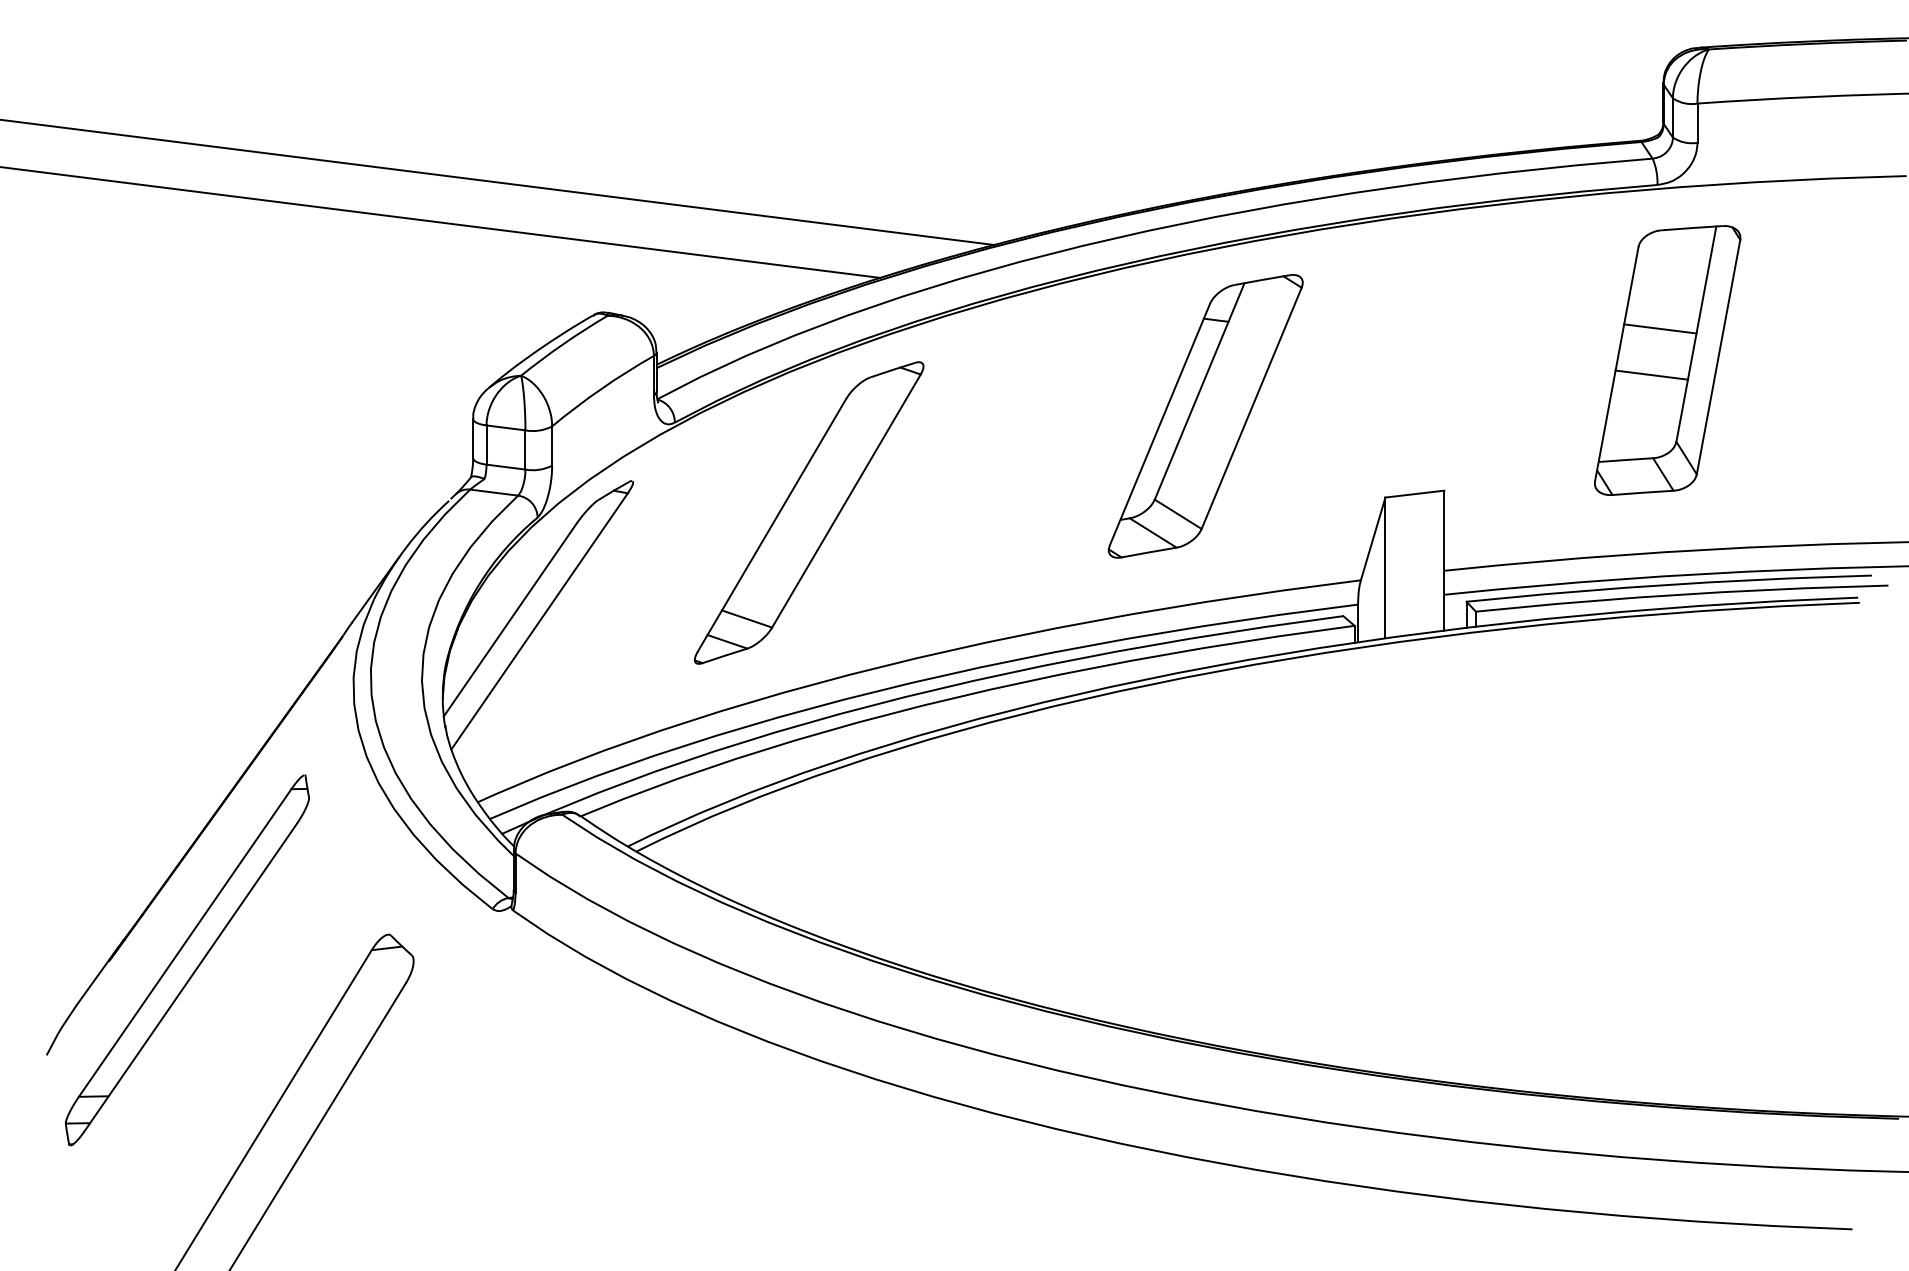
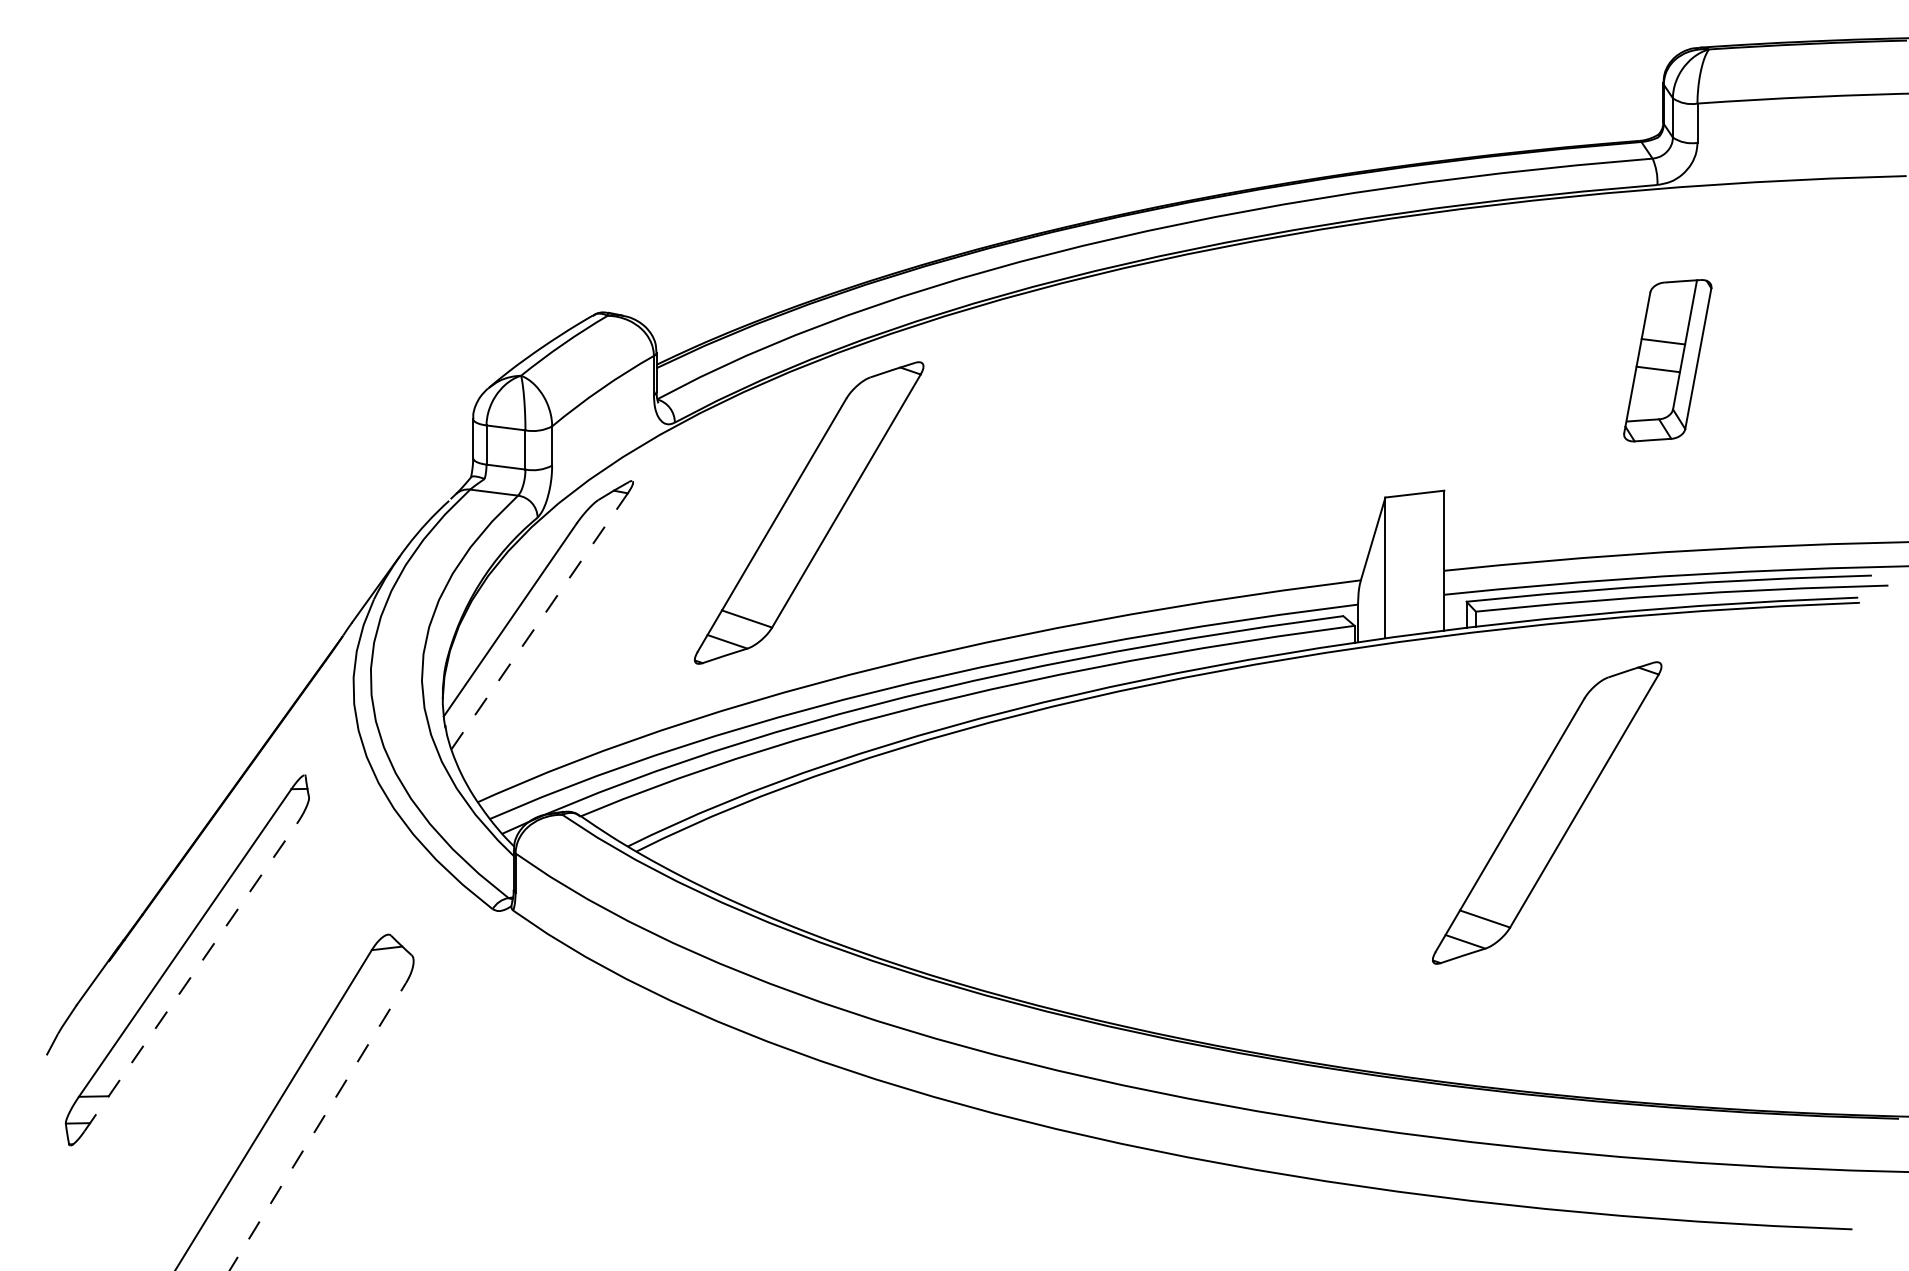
line: present -> none (498, 182)
line: present -> none (441, 222)
part size: 148x272 px -> 90x164 px (1667, 360)
part: present -> none (1205, 416)
line: solid -> dashed (539, 620)
part: none -> present (1547, 812)
line: solid -> dashed (190, 977)
line: solid -> dashed (317, 1126)
